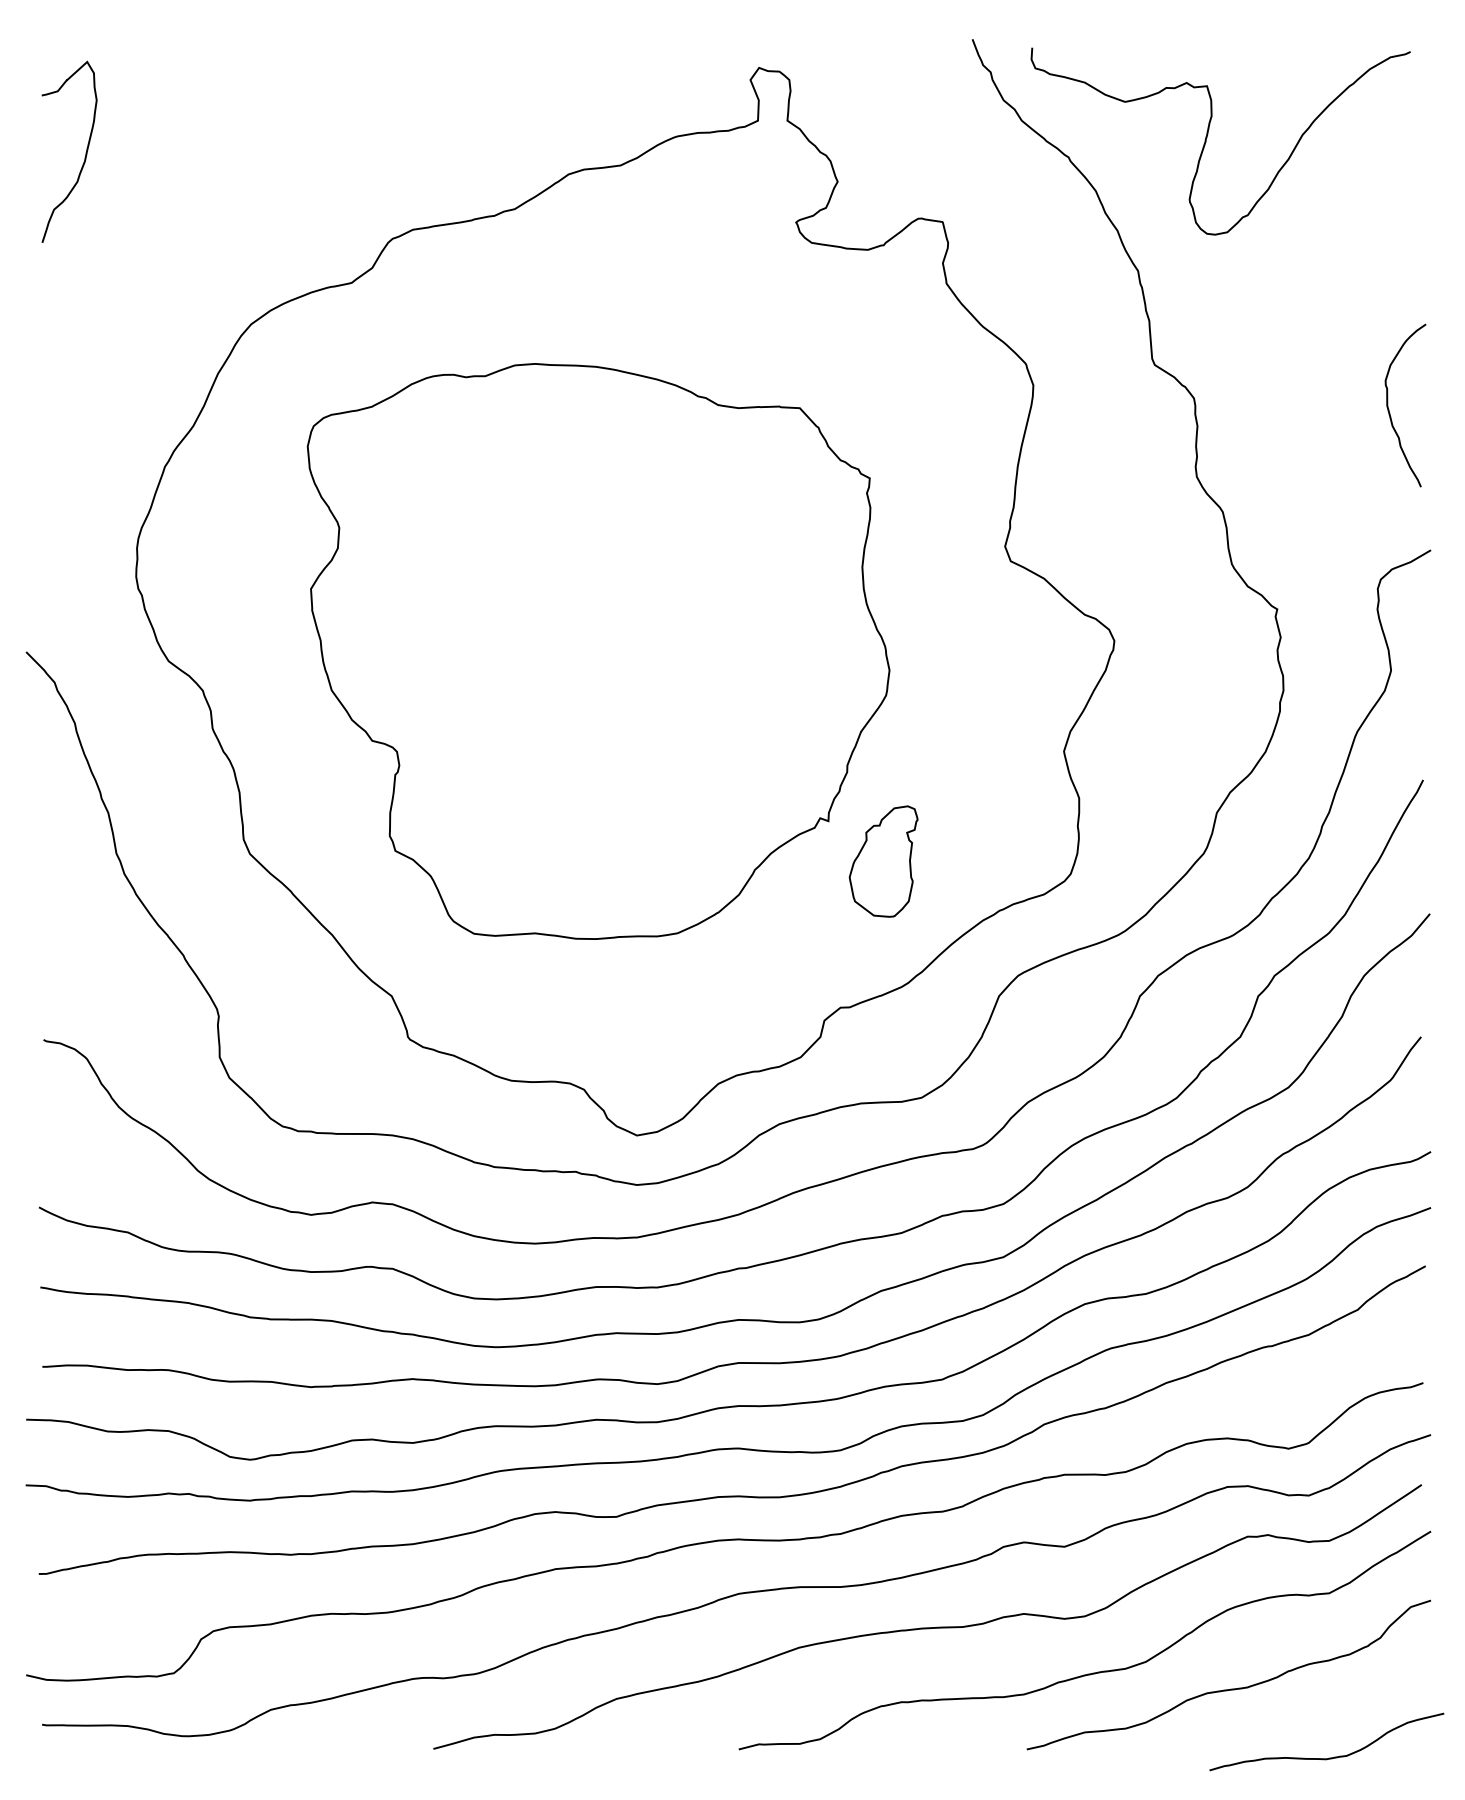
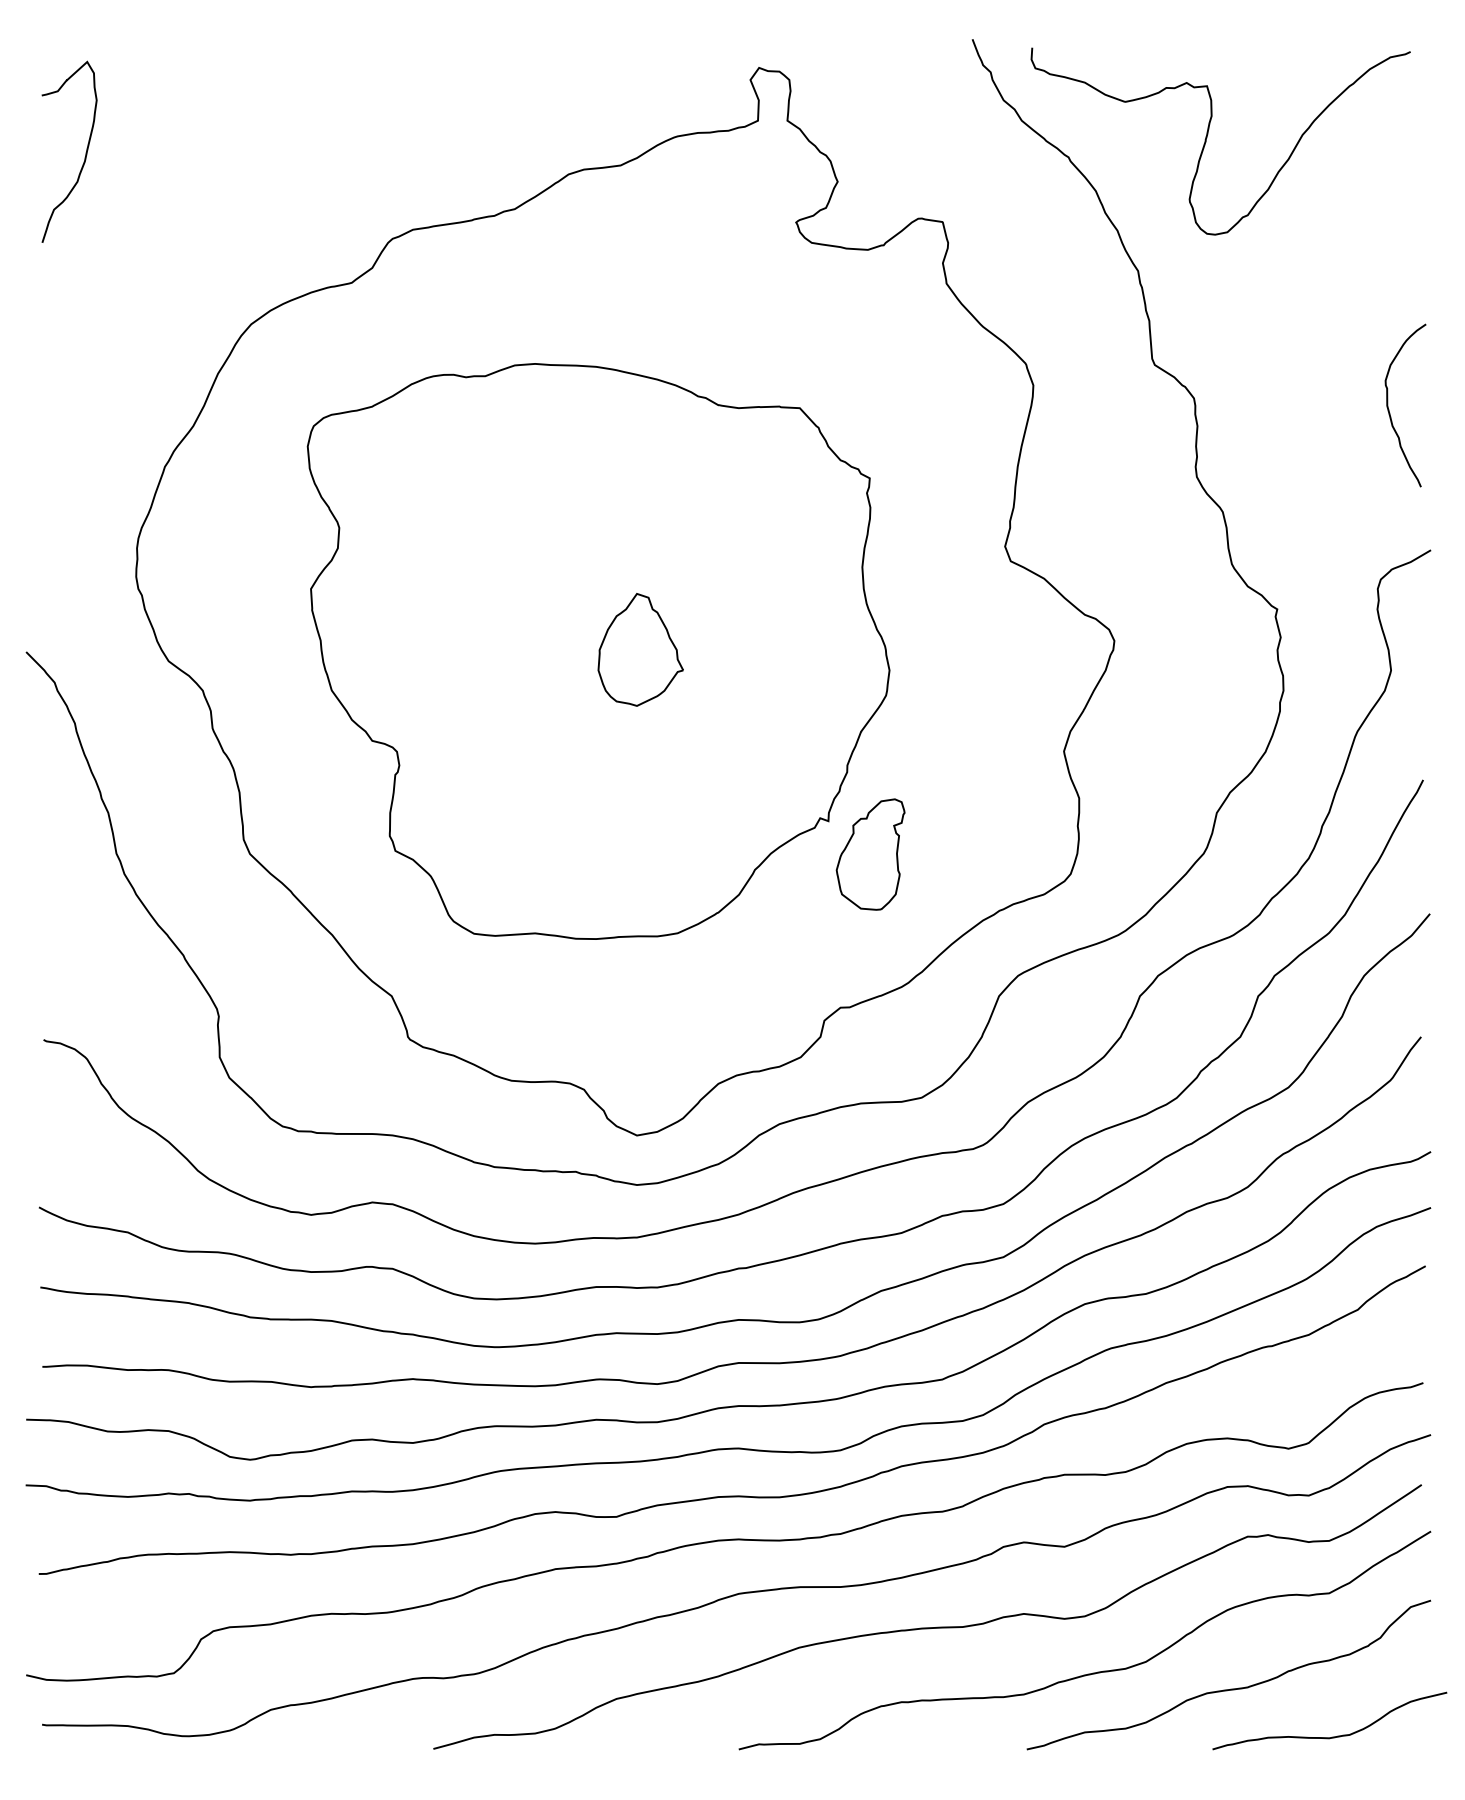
part: none -> present (640, 649)
part position: (883, 861) -> (870, 854) (870, 854)
curve position: (1329, 1757) -> (1332, 1736) (1332, 1736)
